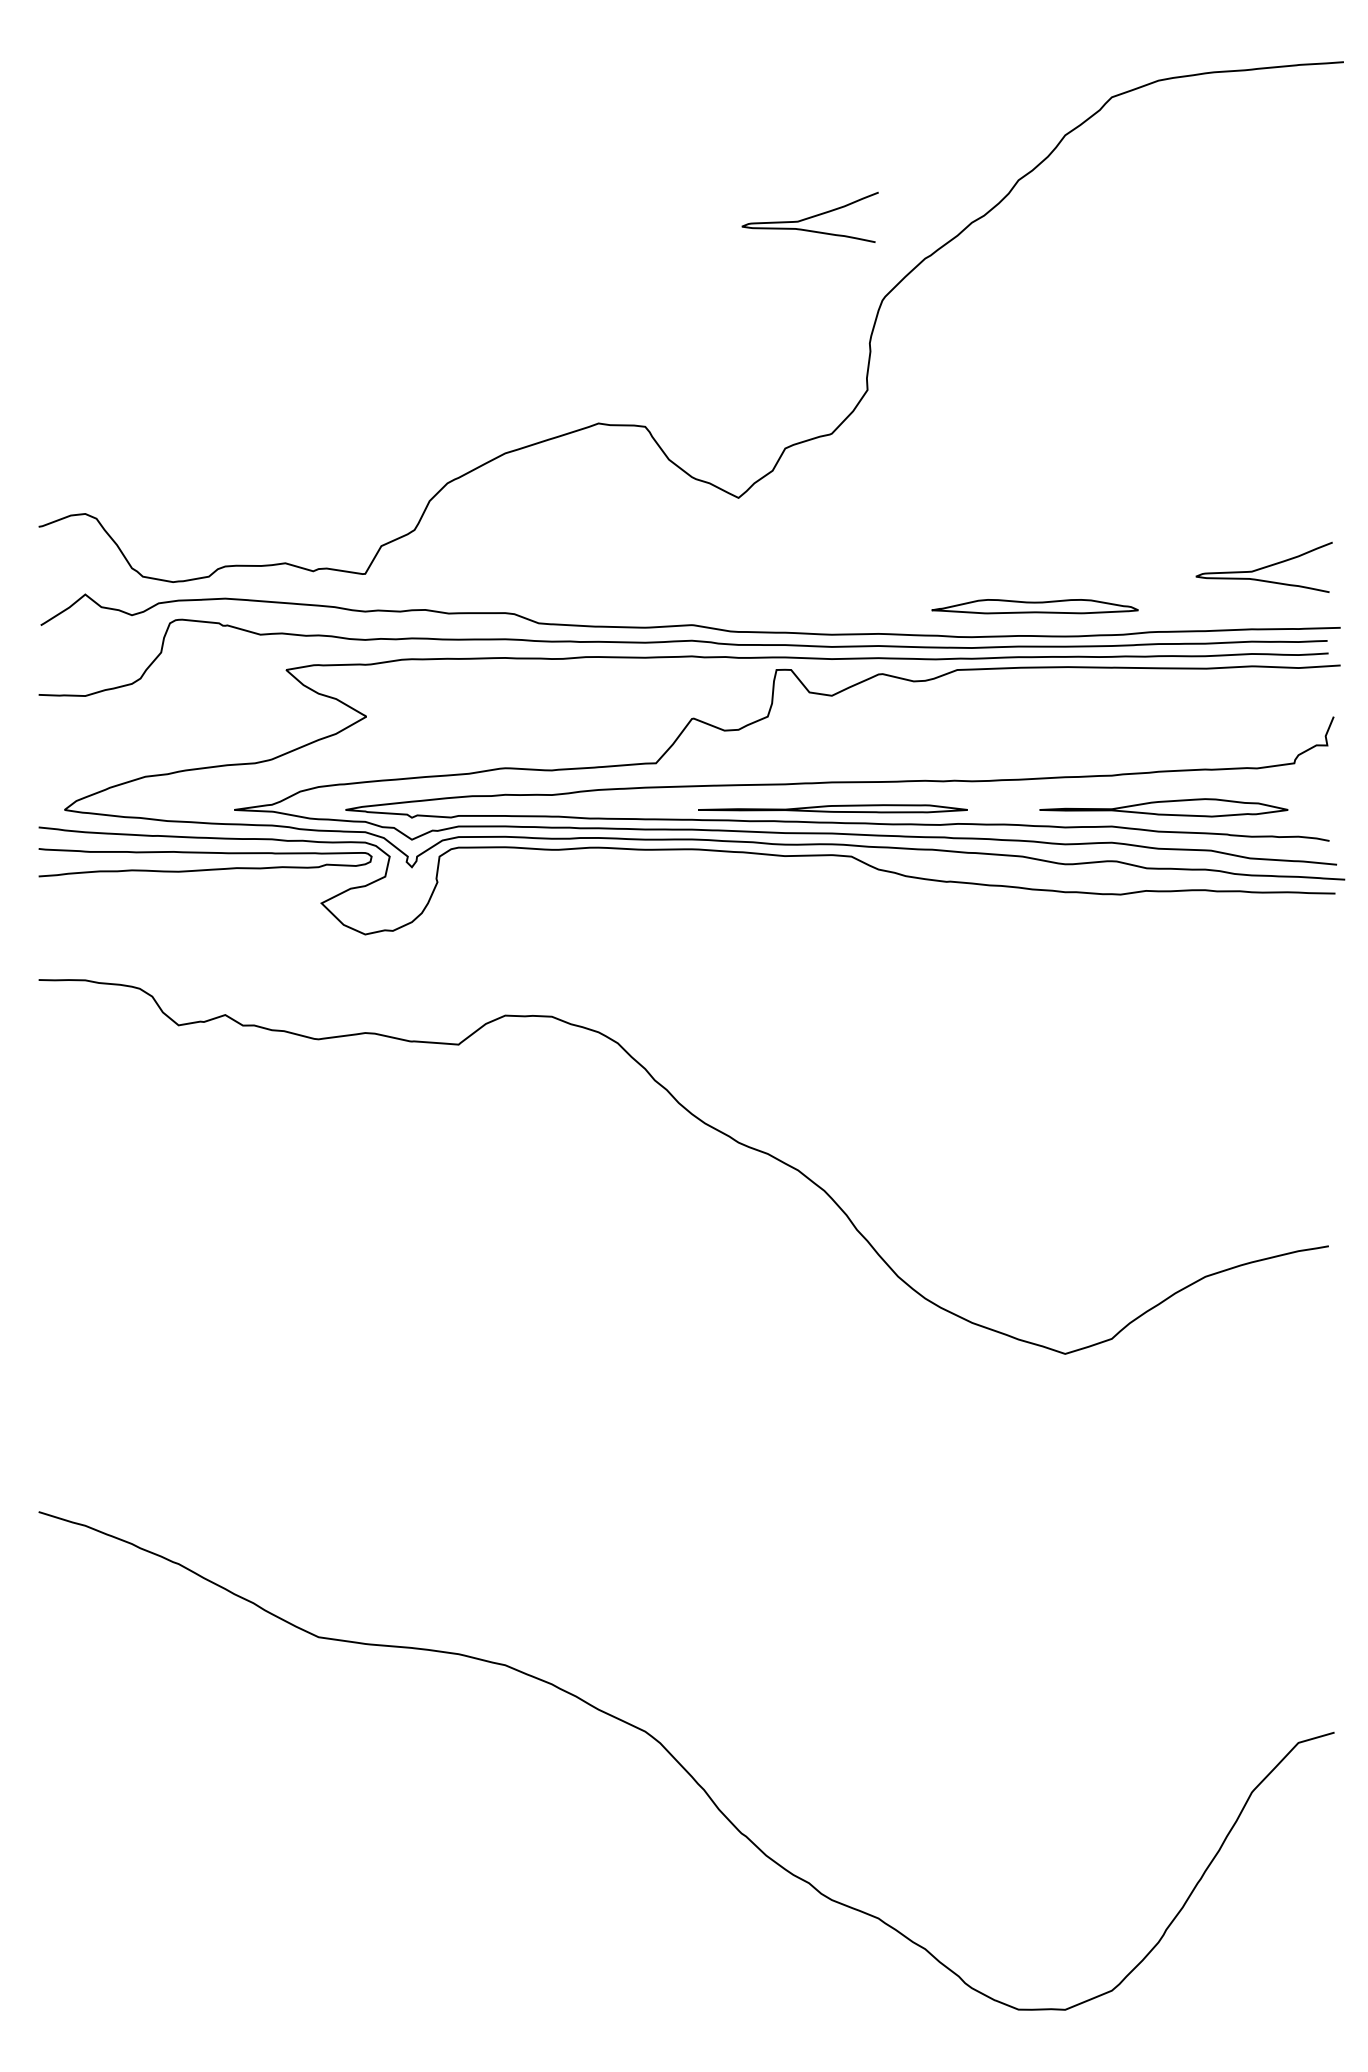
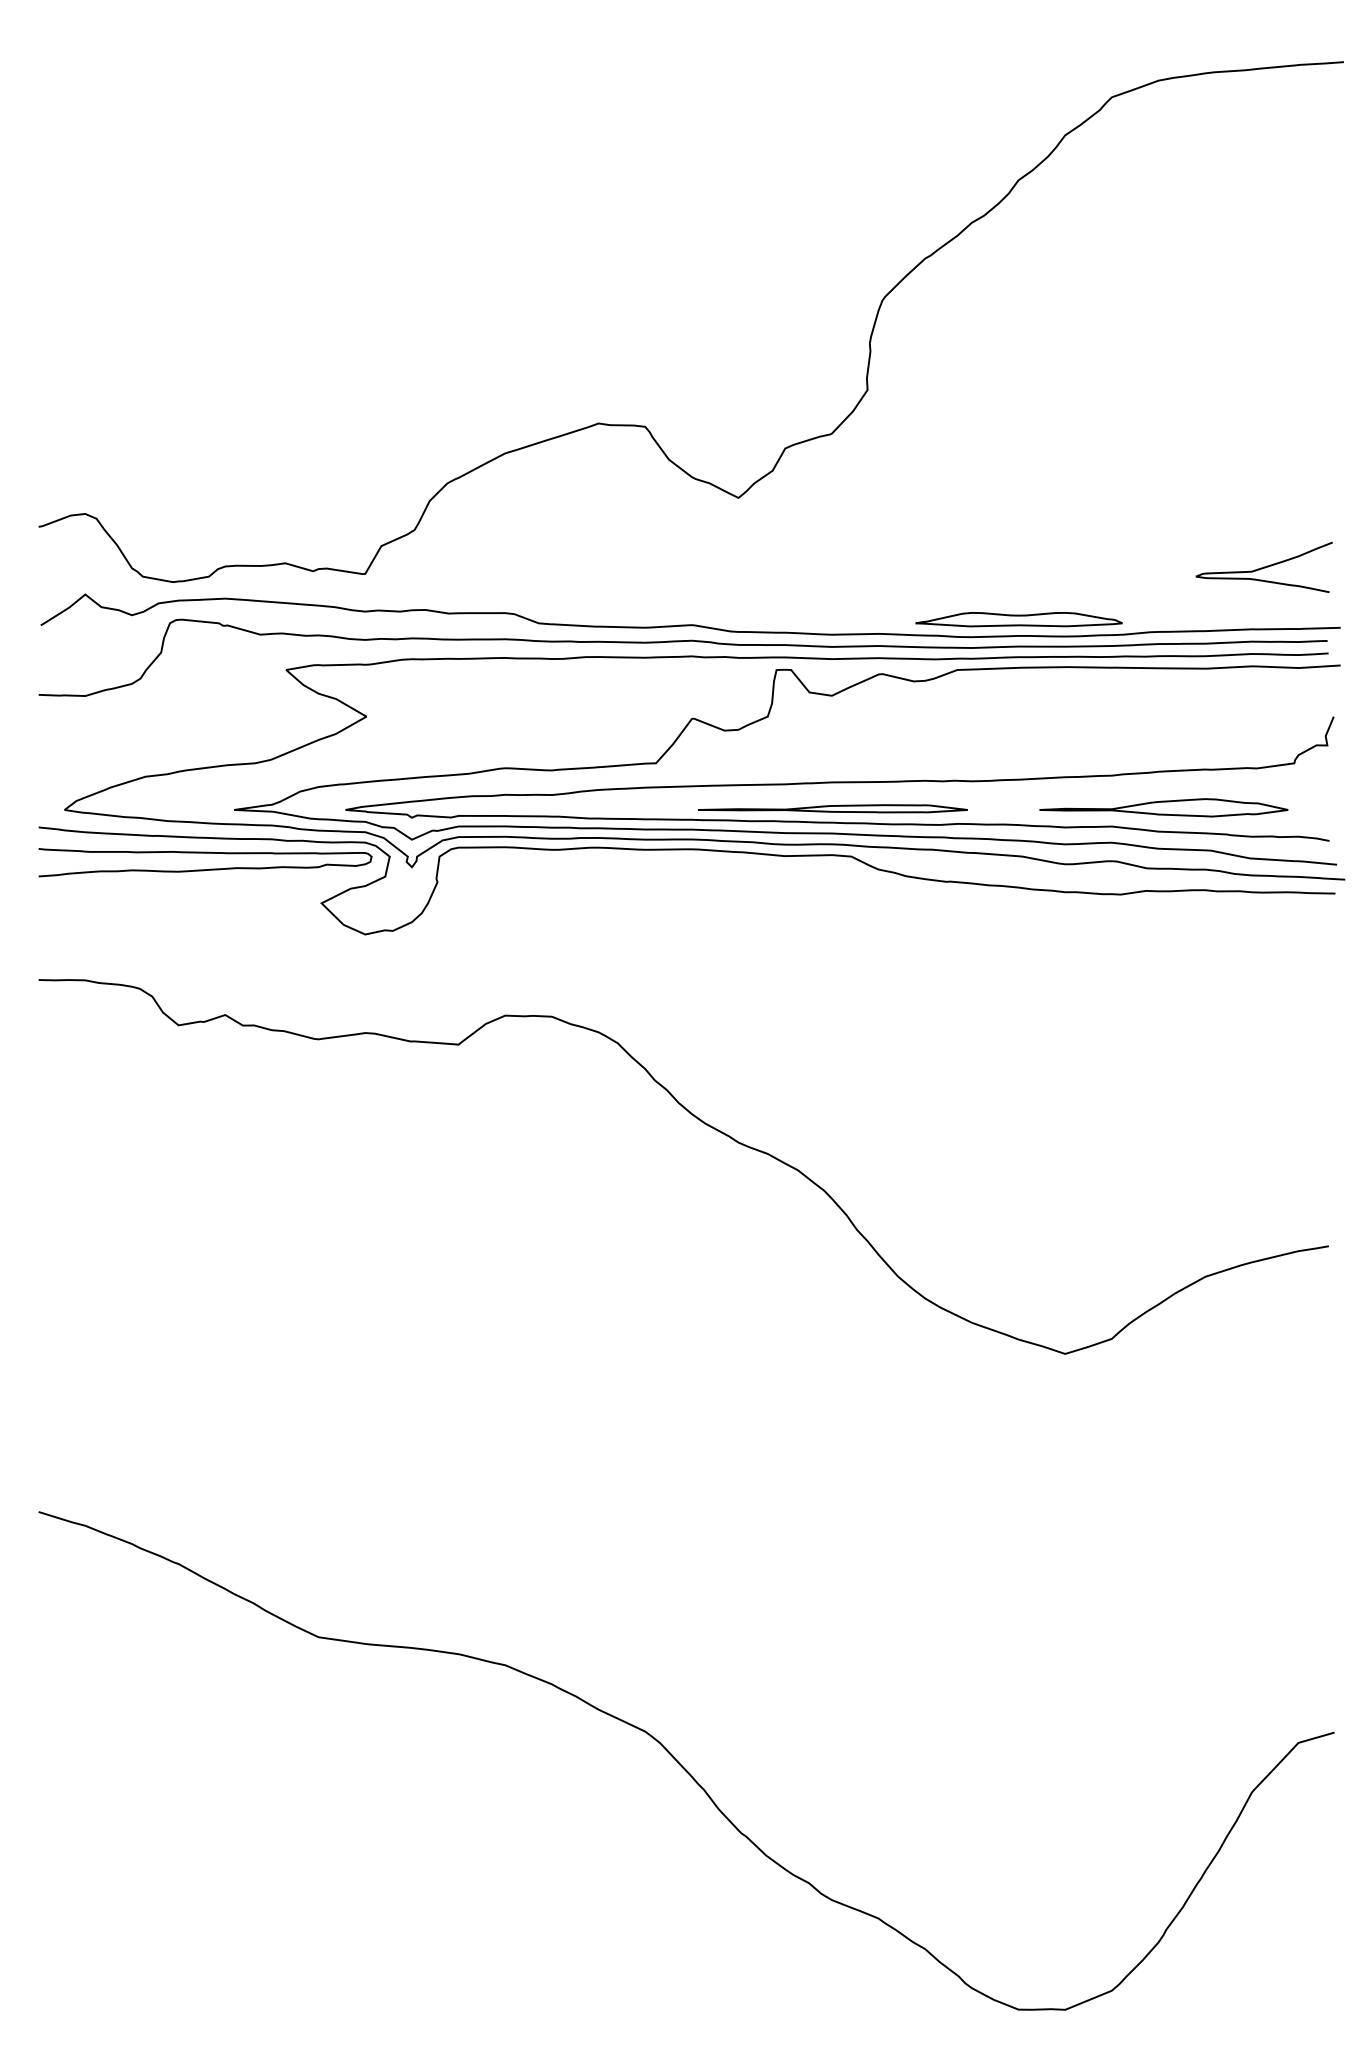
curve: present -> none (810, 216)
part position: (1034, 606) -> (1018, 619) (1018, 619)
